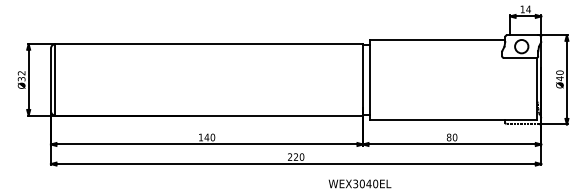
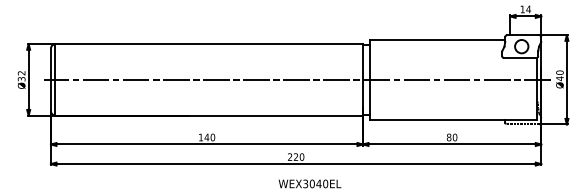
line: none -> present (296, 79)
text position: (359, 183) -> (309, 183) (309, 183)
